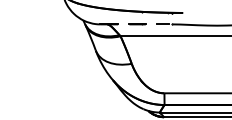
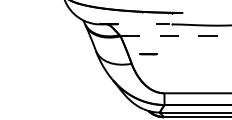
line position: (137, 24) -> (148, 54) (148, 54)
line: solid -> dashed (176, 36)
